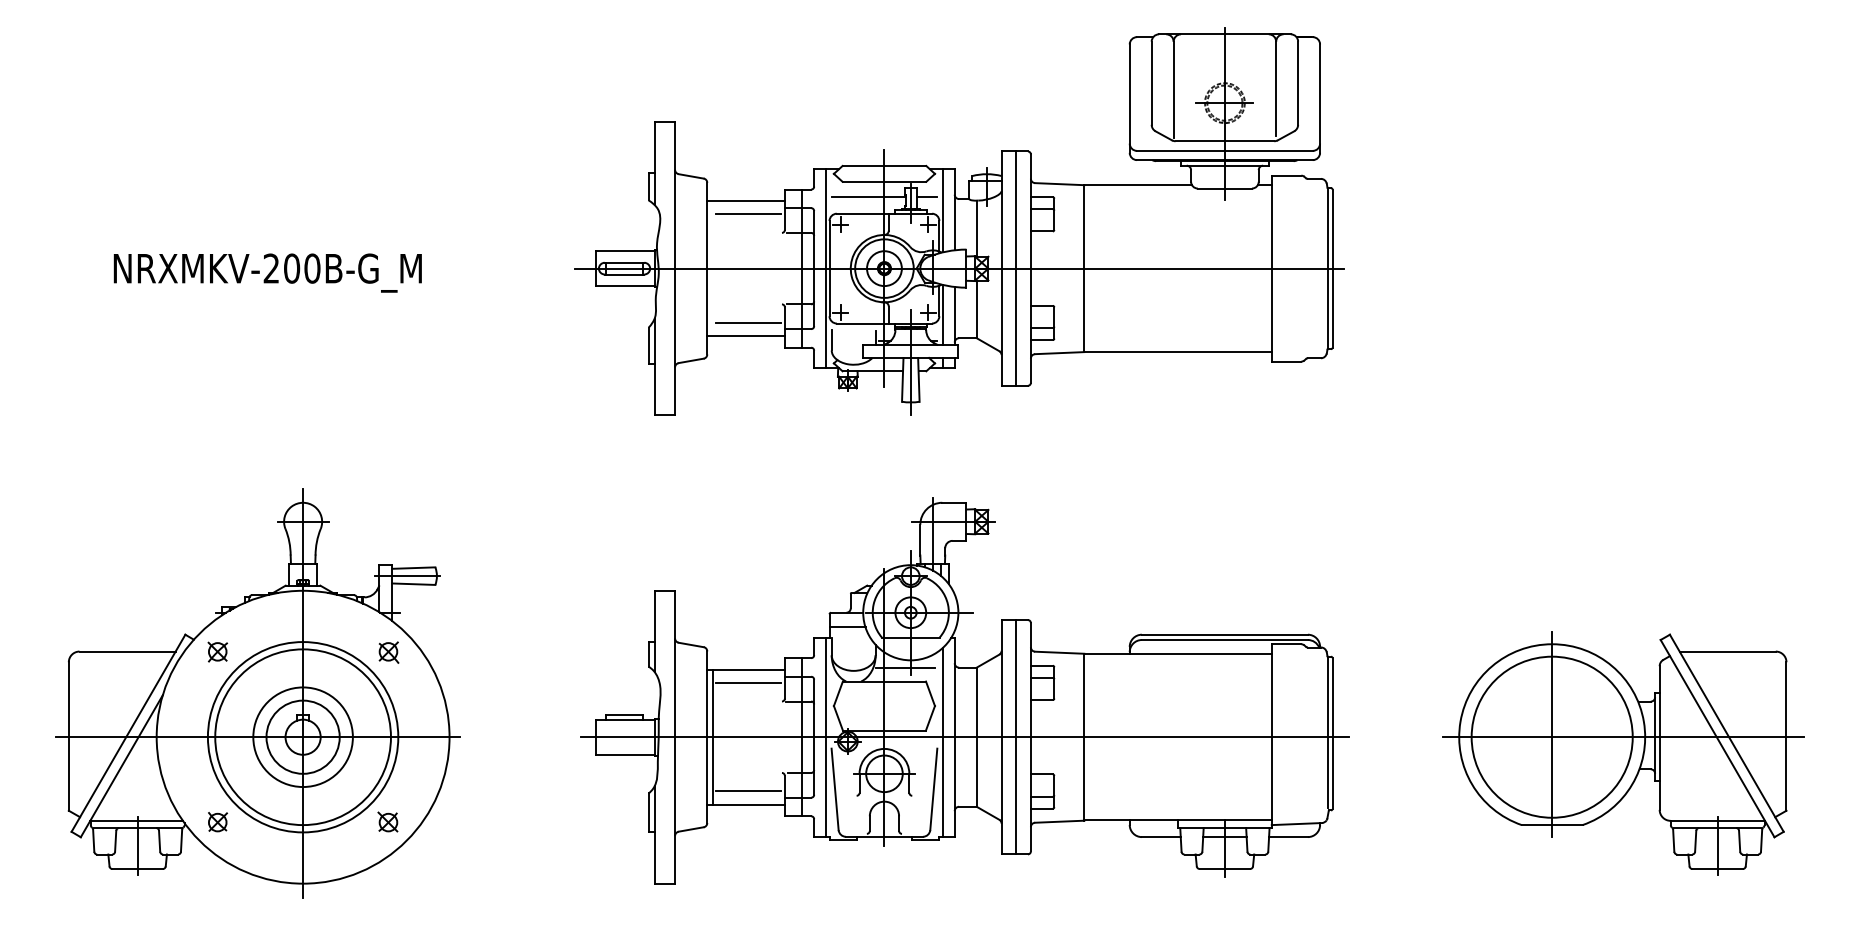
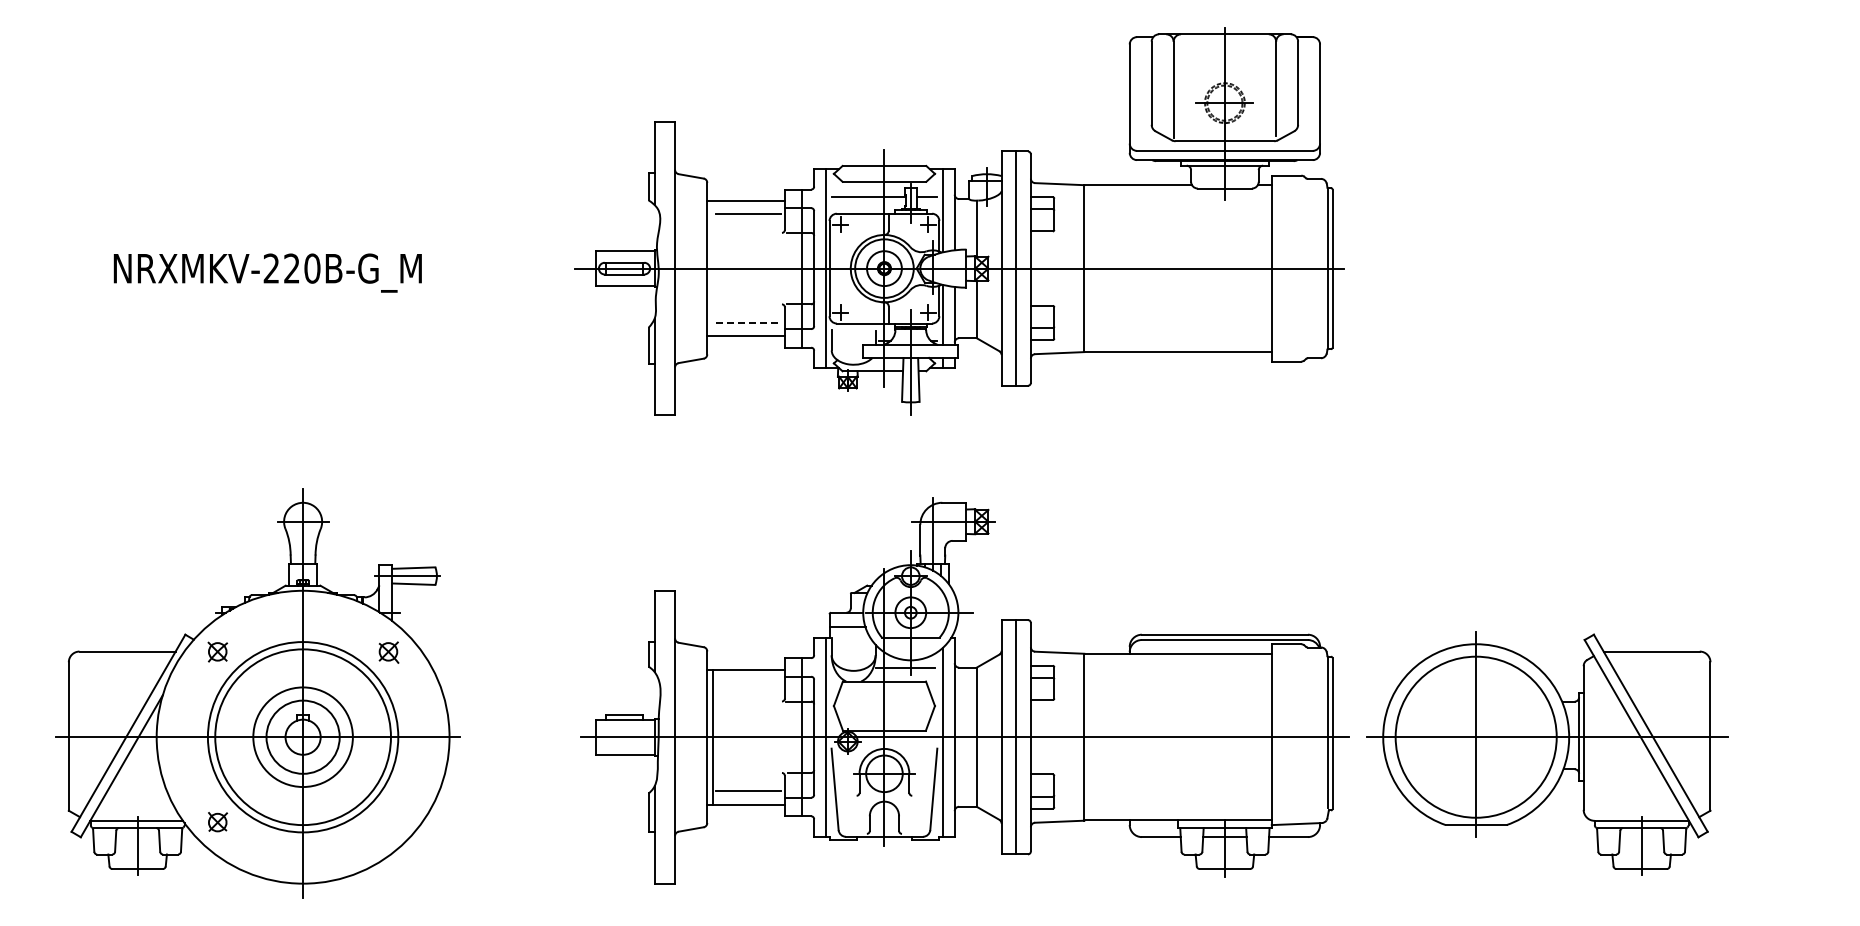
text: NRXMKV-200B-G_M -> NRXMKV-220B-G_M (292, 268)
line: solid -> dashed (748, 322)
line: present -> none (748, 683)
part position: (1623, 753) -> (1547, 753) (1547, 753)
part: present -> none (387, 821)
